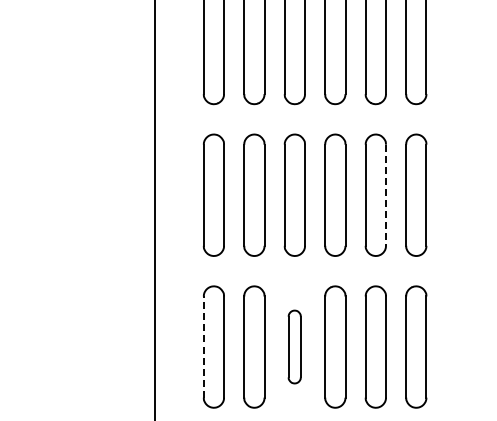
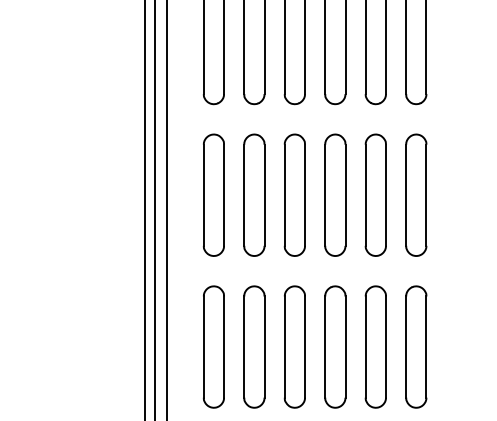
line: dashed -> solid (385, 195)
line: none -> present (144, 209)
line: none -> present (167, 209)
part size: 15x76 px -> 23x124 px (294, 346)
line: dashed -> solid (203, 347)
